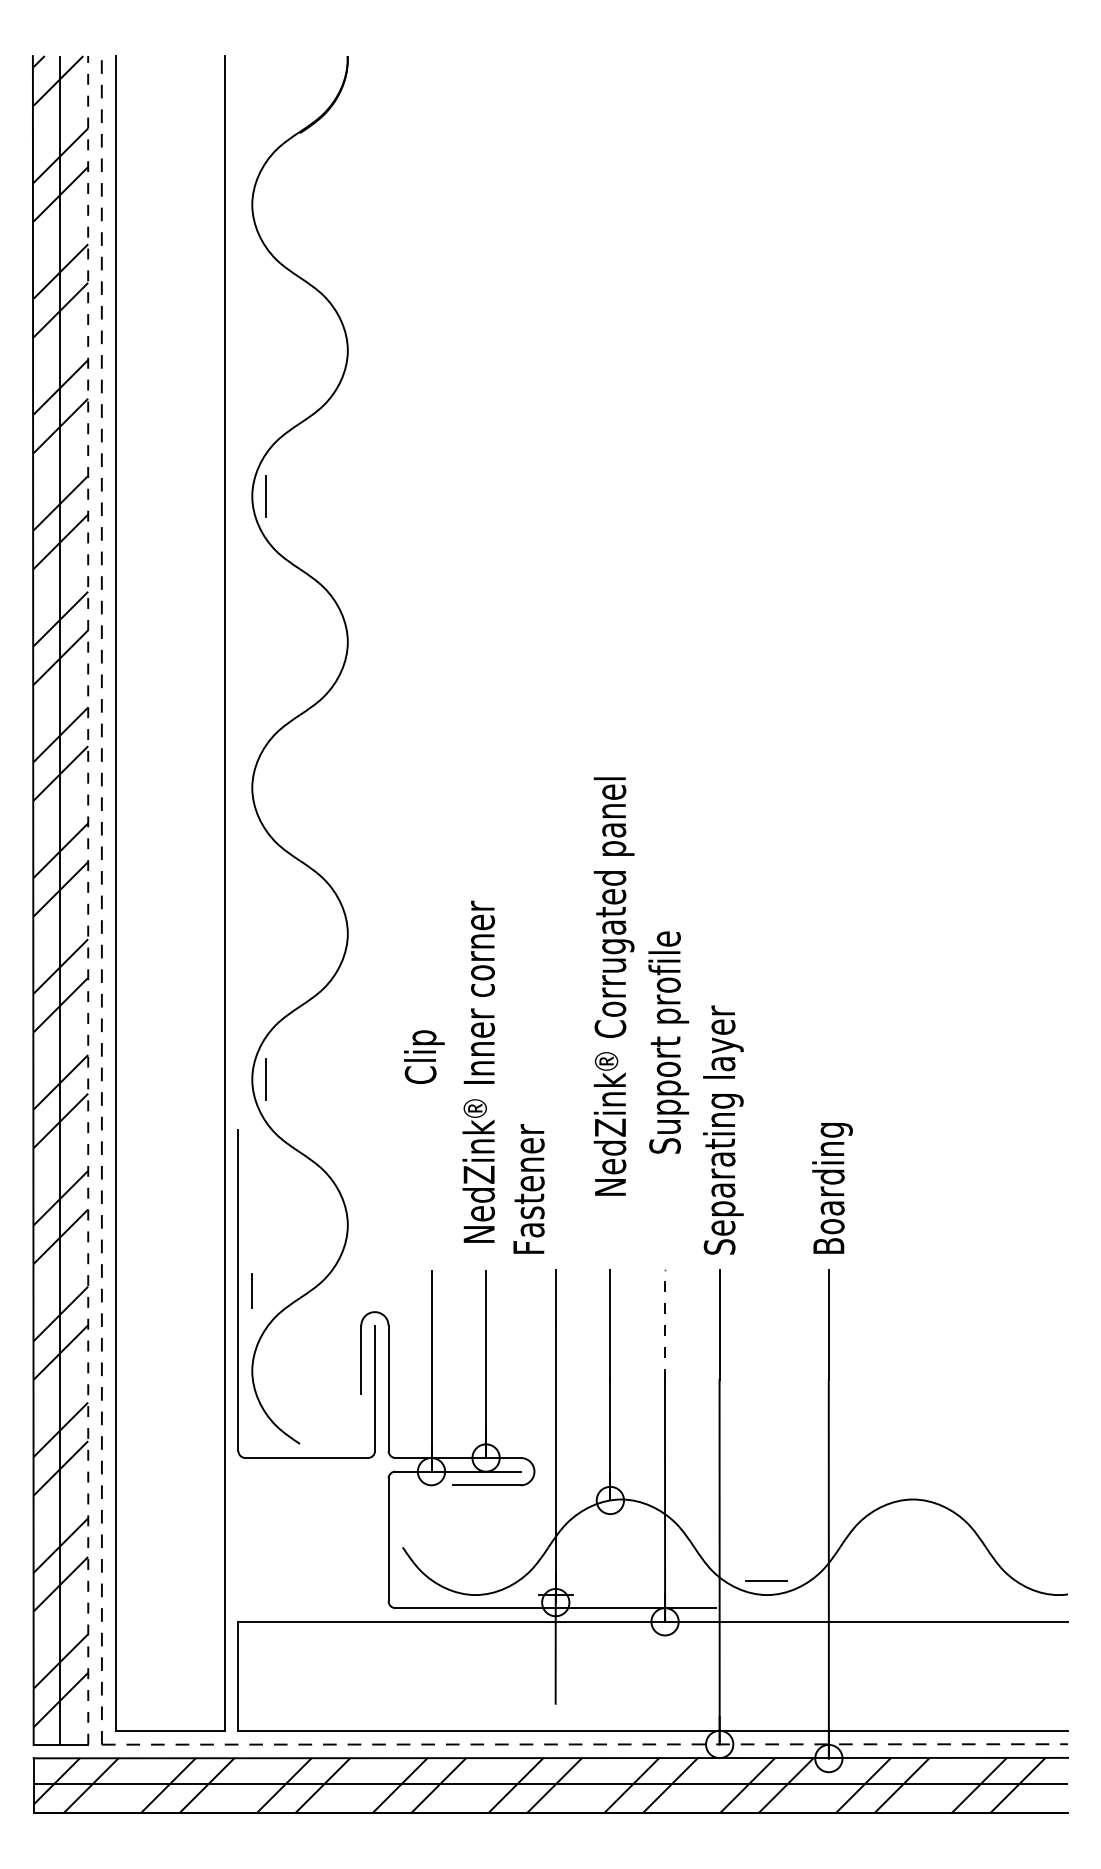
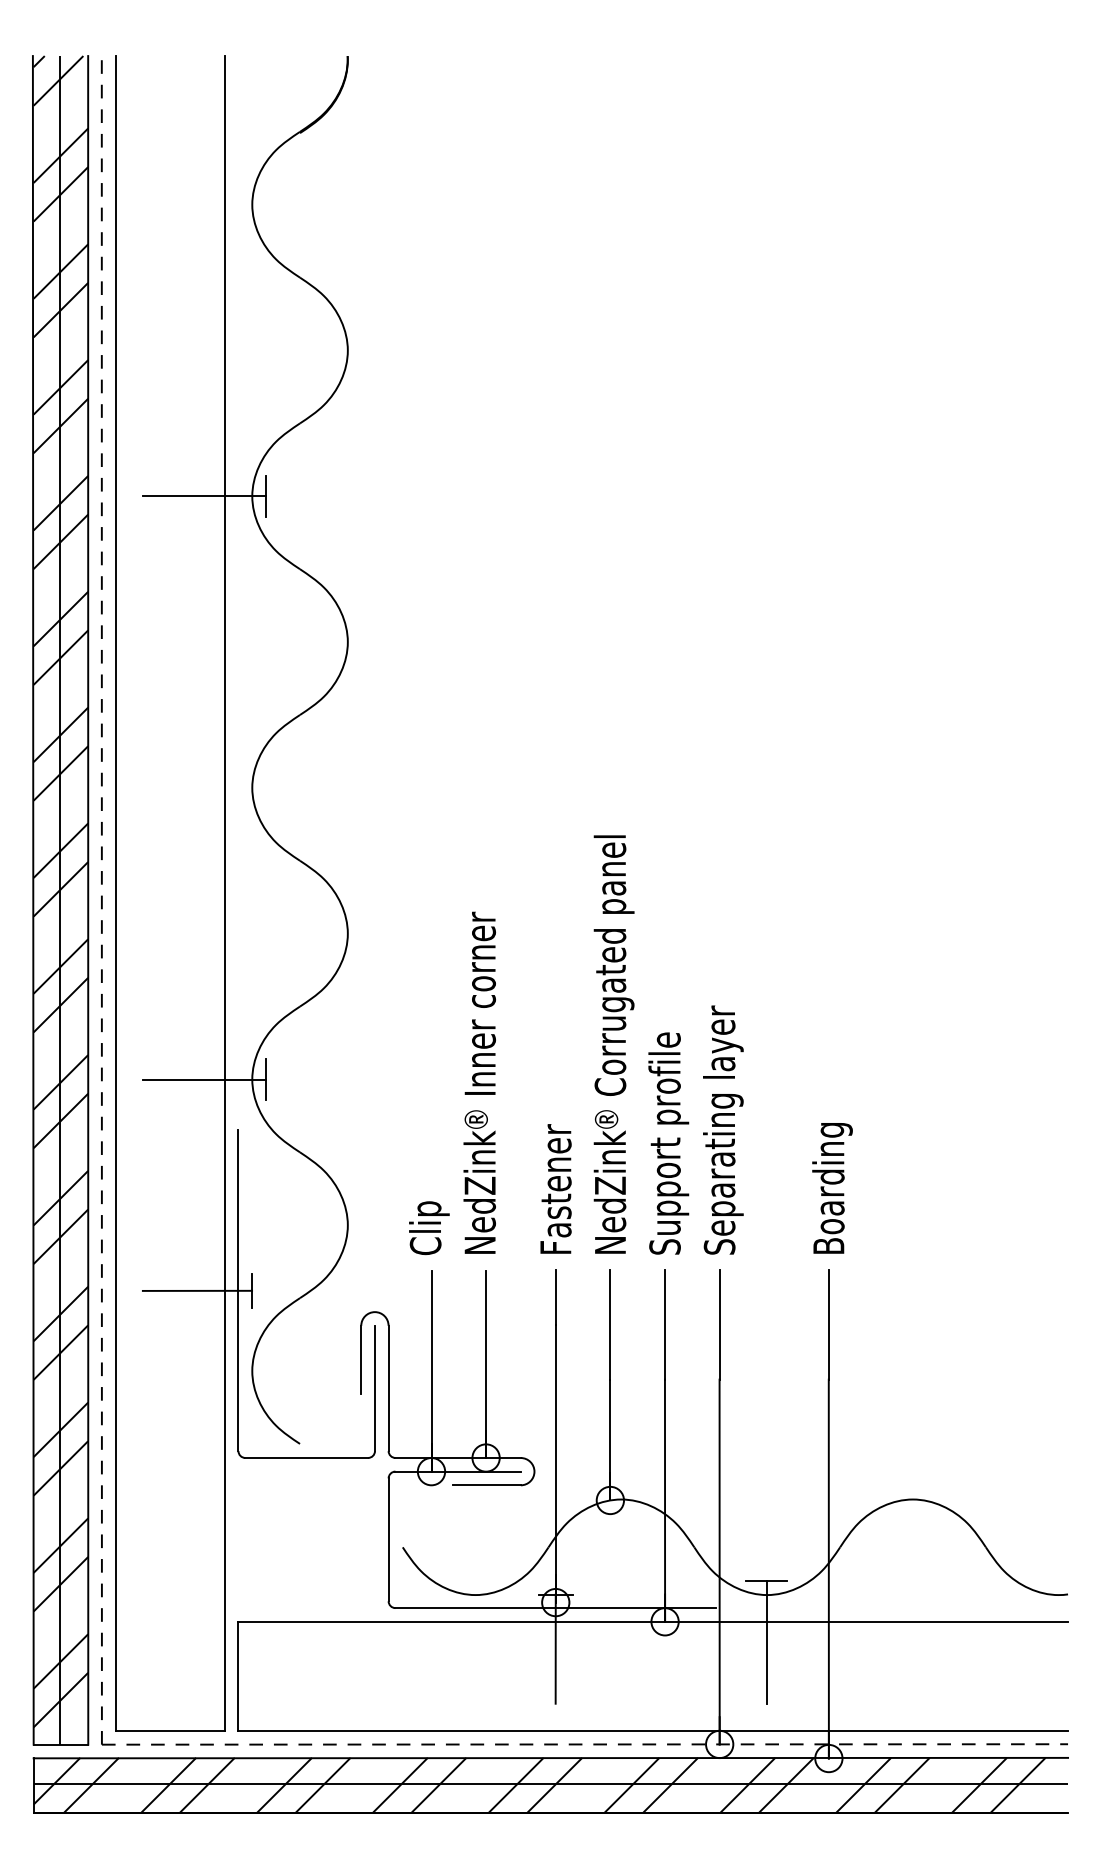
line: none -> present (203, 496)
line: dashed -> solid (88, 899)
text position: (613, 986) -> (613, 1044) (613, 1044)
text position: (668, 1042) -> (668, 1143) (668, 1143)
text position: (424, 1057) -> (429, 1228) (429, 1228)
text position: (478, 1071) -> (479, 1082) (479, 1082)
line: none -> present (203, 1079)
text position: (528, 1188) -> (555, 1188) (555, 1188)
line: none -> present (197, 1290)
line: dashed -> solid (664, 1325)
line: none -> present (766, 1641)
